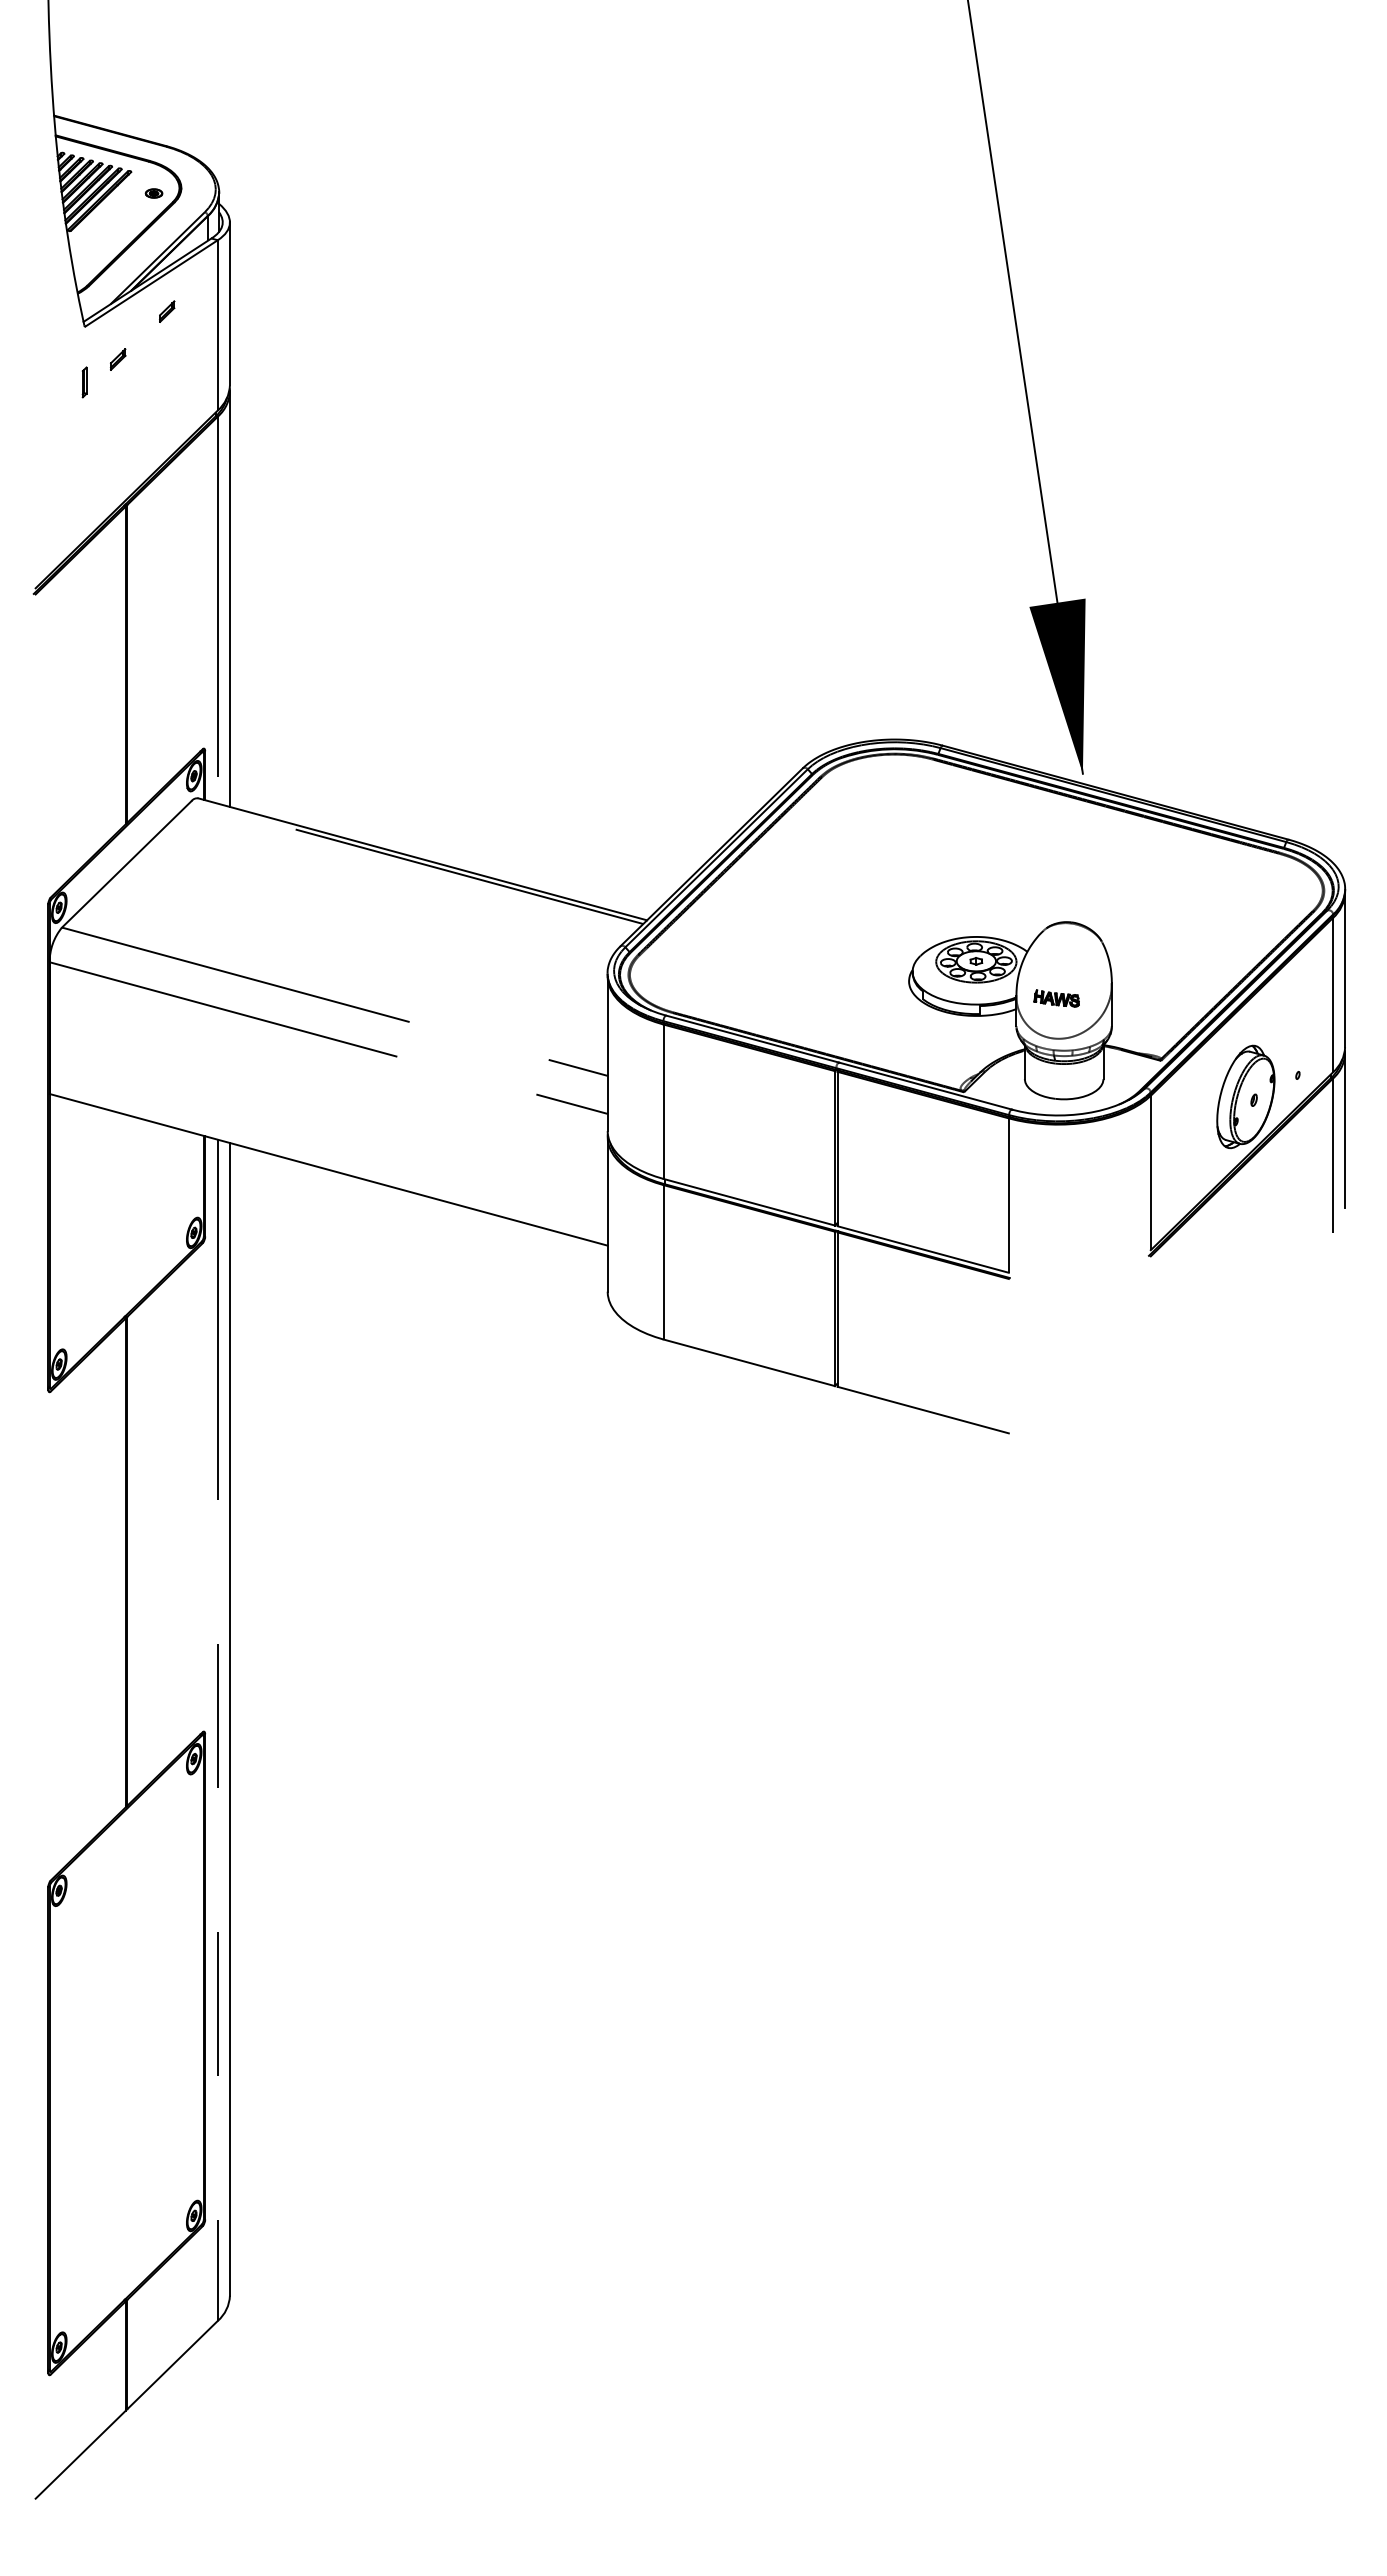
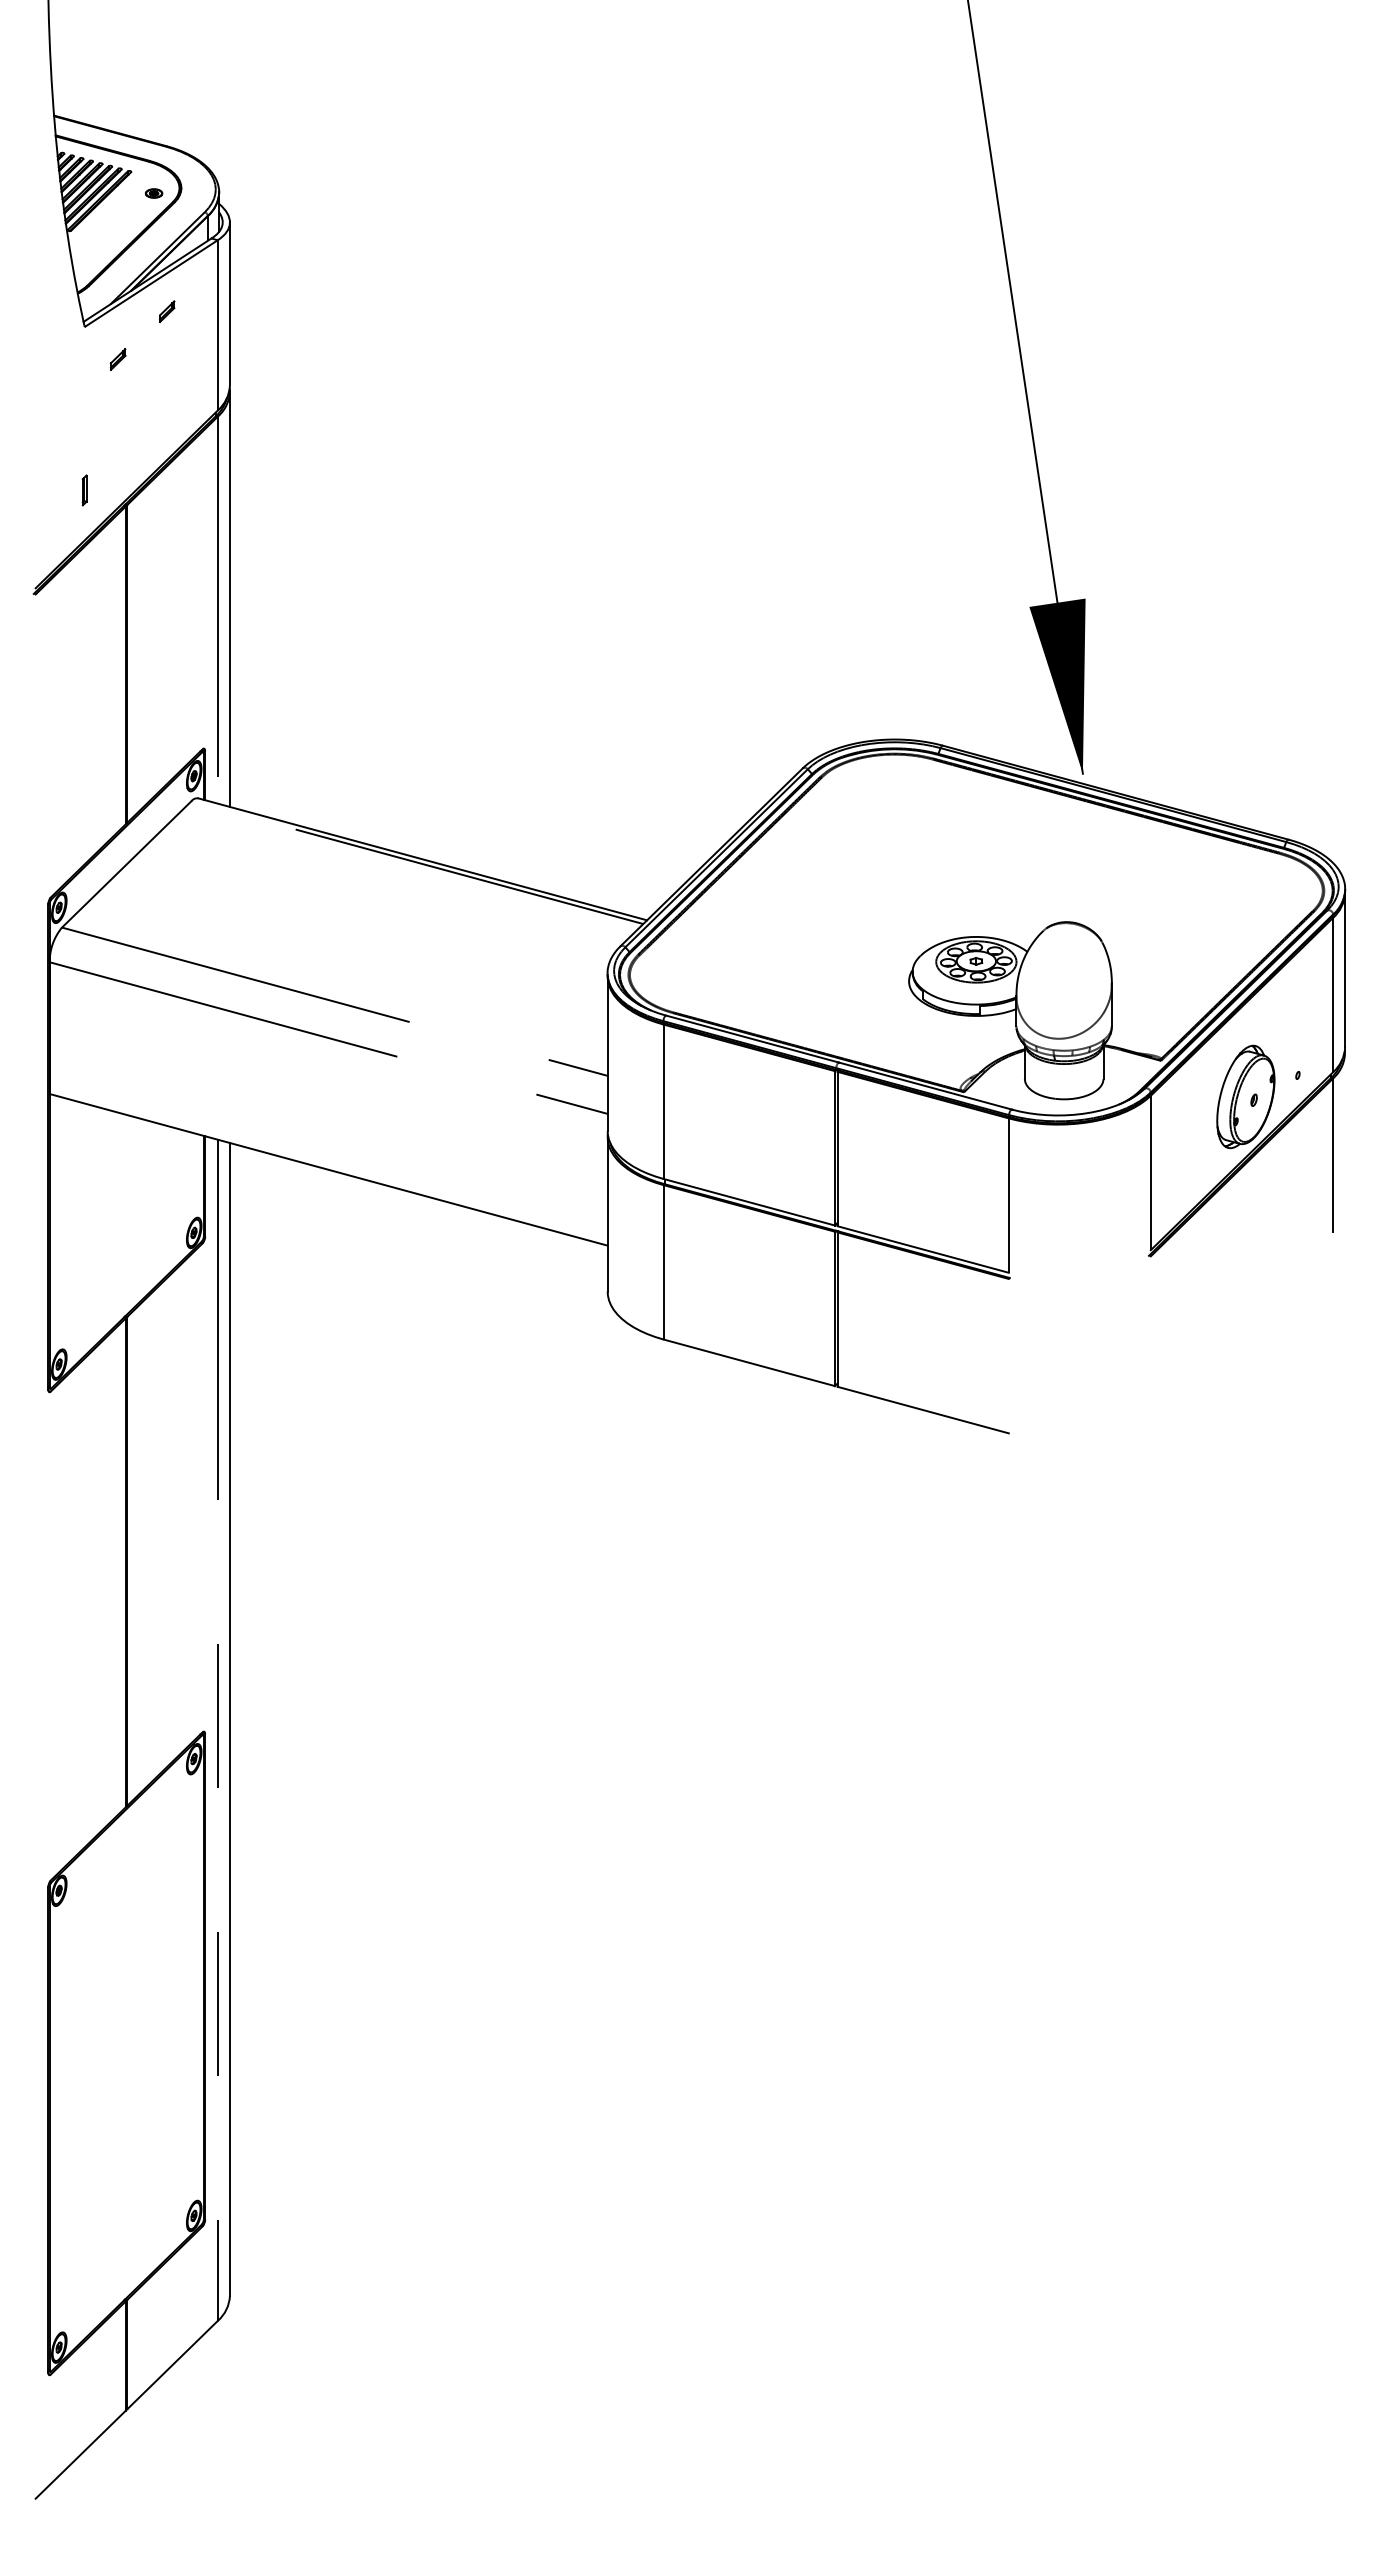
part position: (84, 382) -> (84, 490) (84, 490)
part: present -> none (1056, 998)
line: present -> none (1345, 1130)
